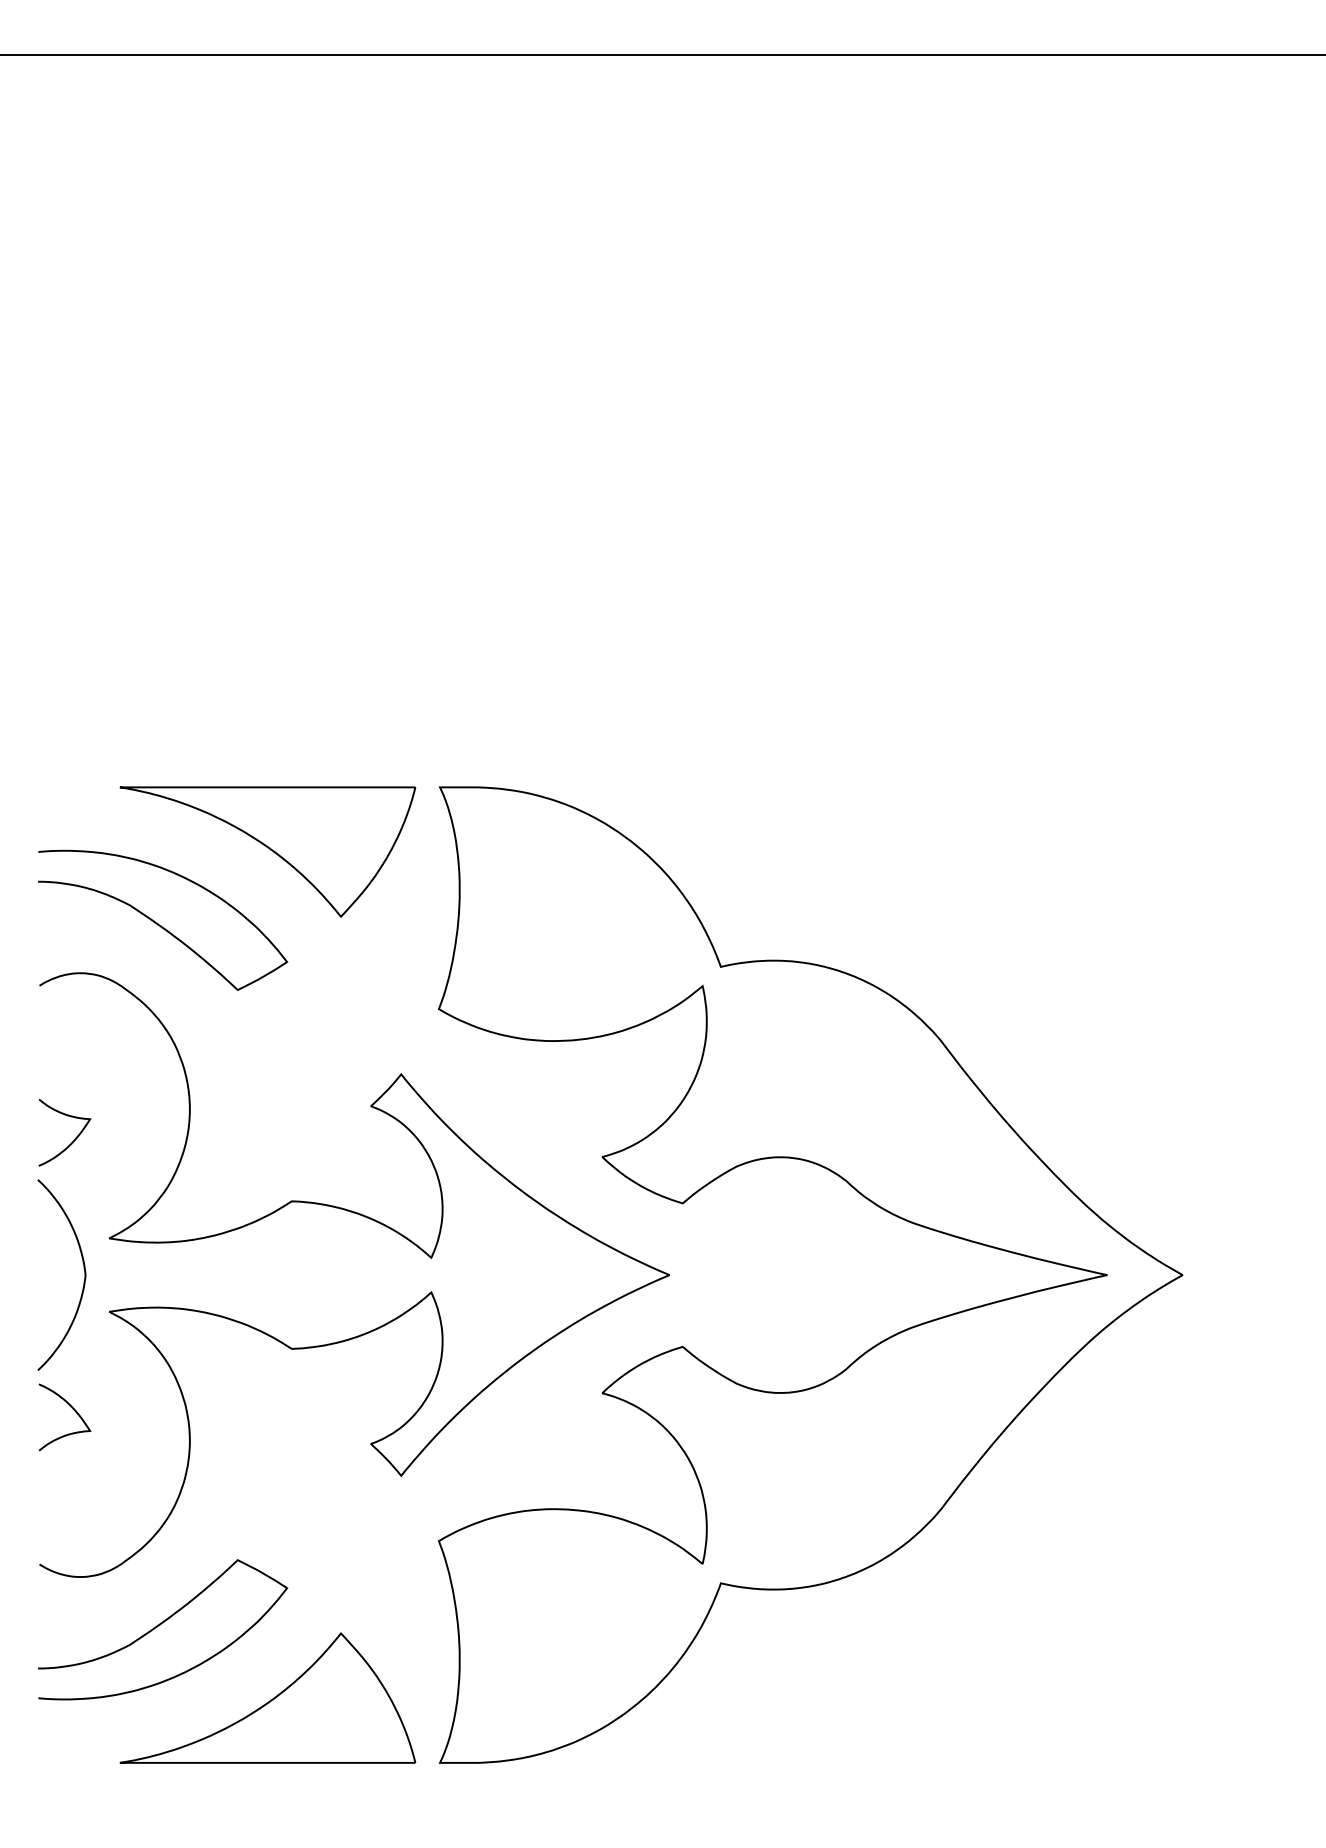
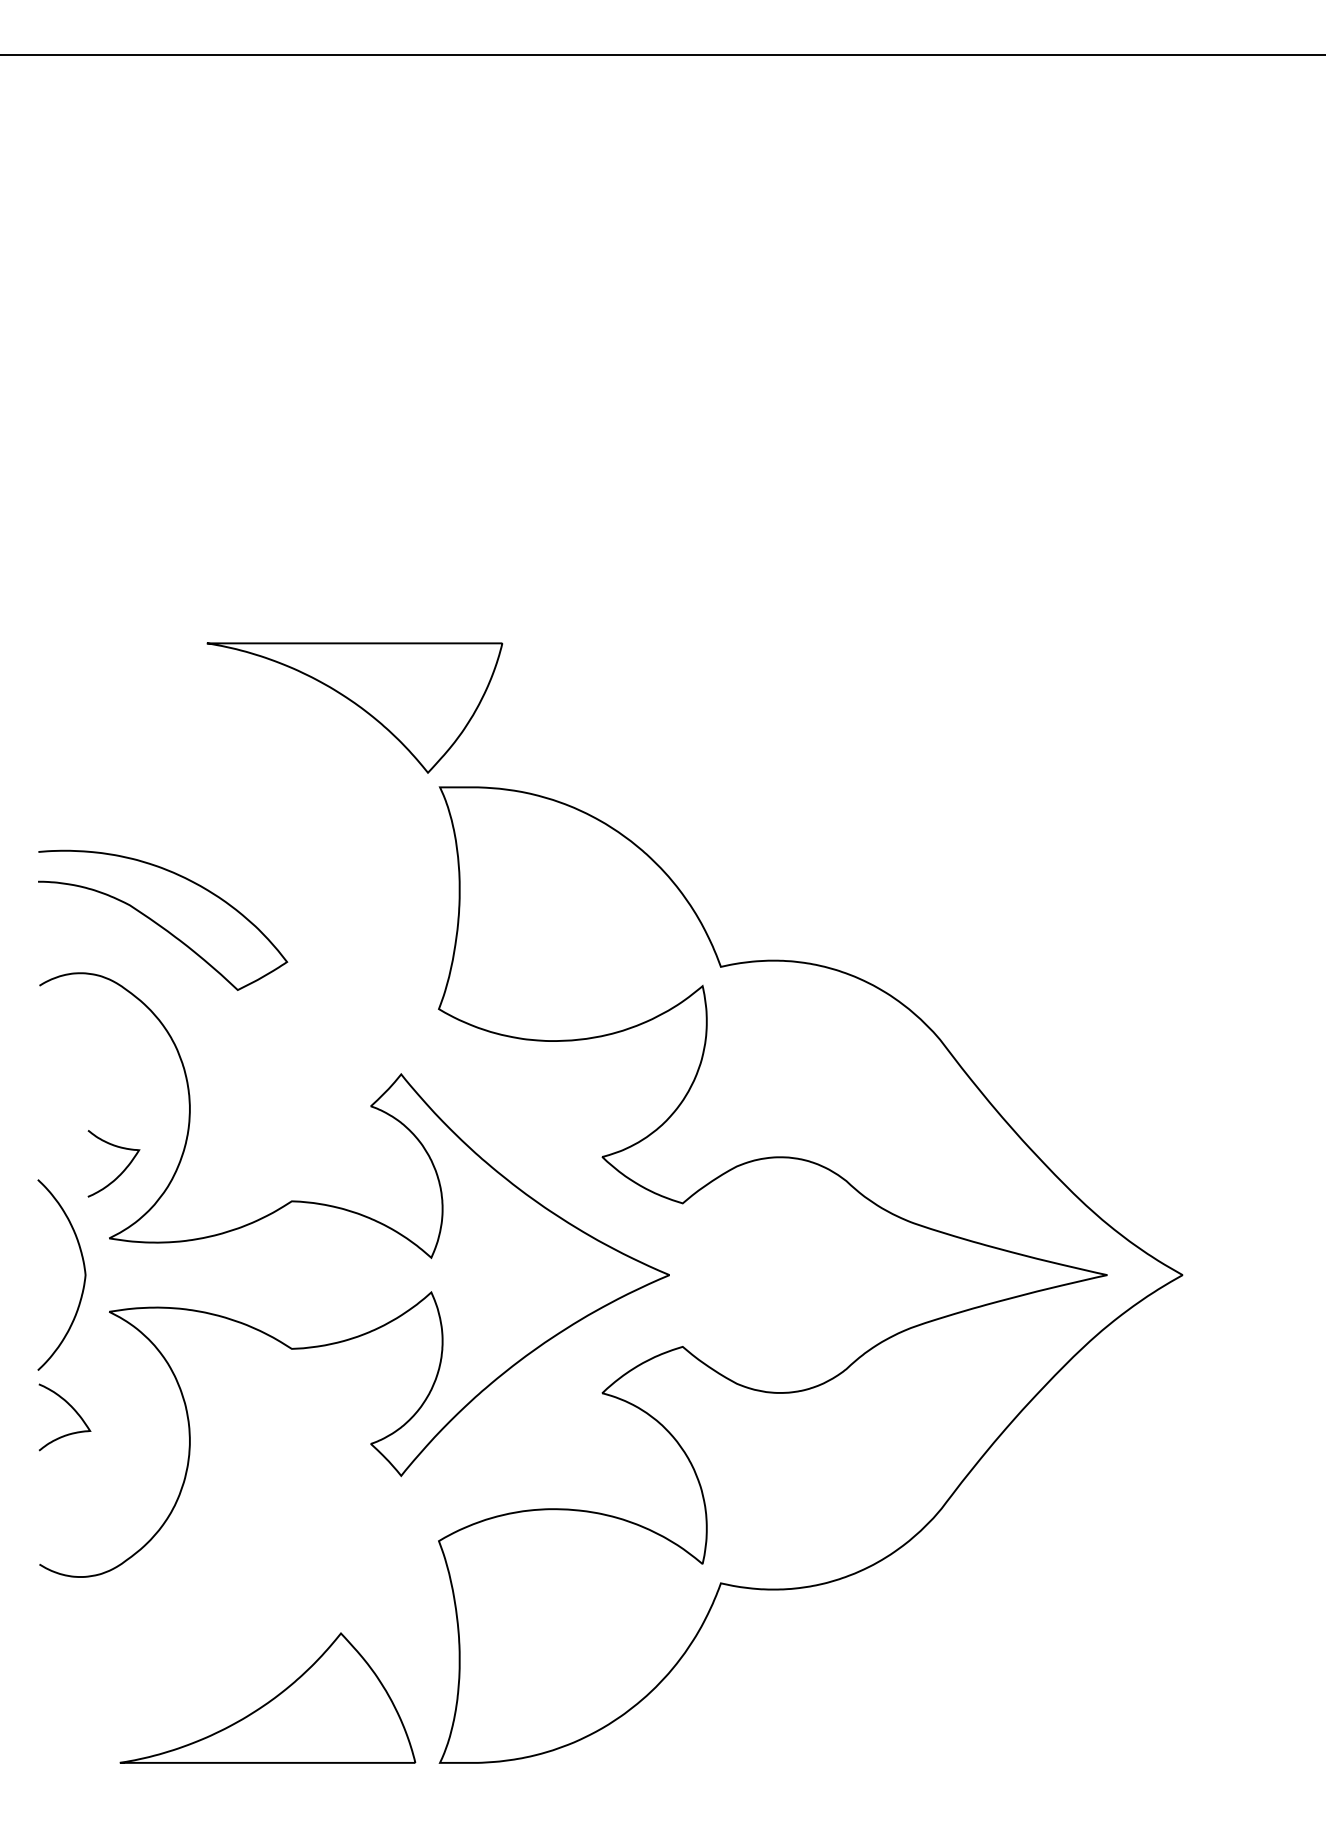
part position: (267, 851) -> (354, 707) (354, 707)
curve position: (74, 1138) -> (123, 1169) (123, 1169)
curve: present -> none (160, 1625)
